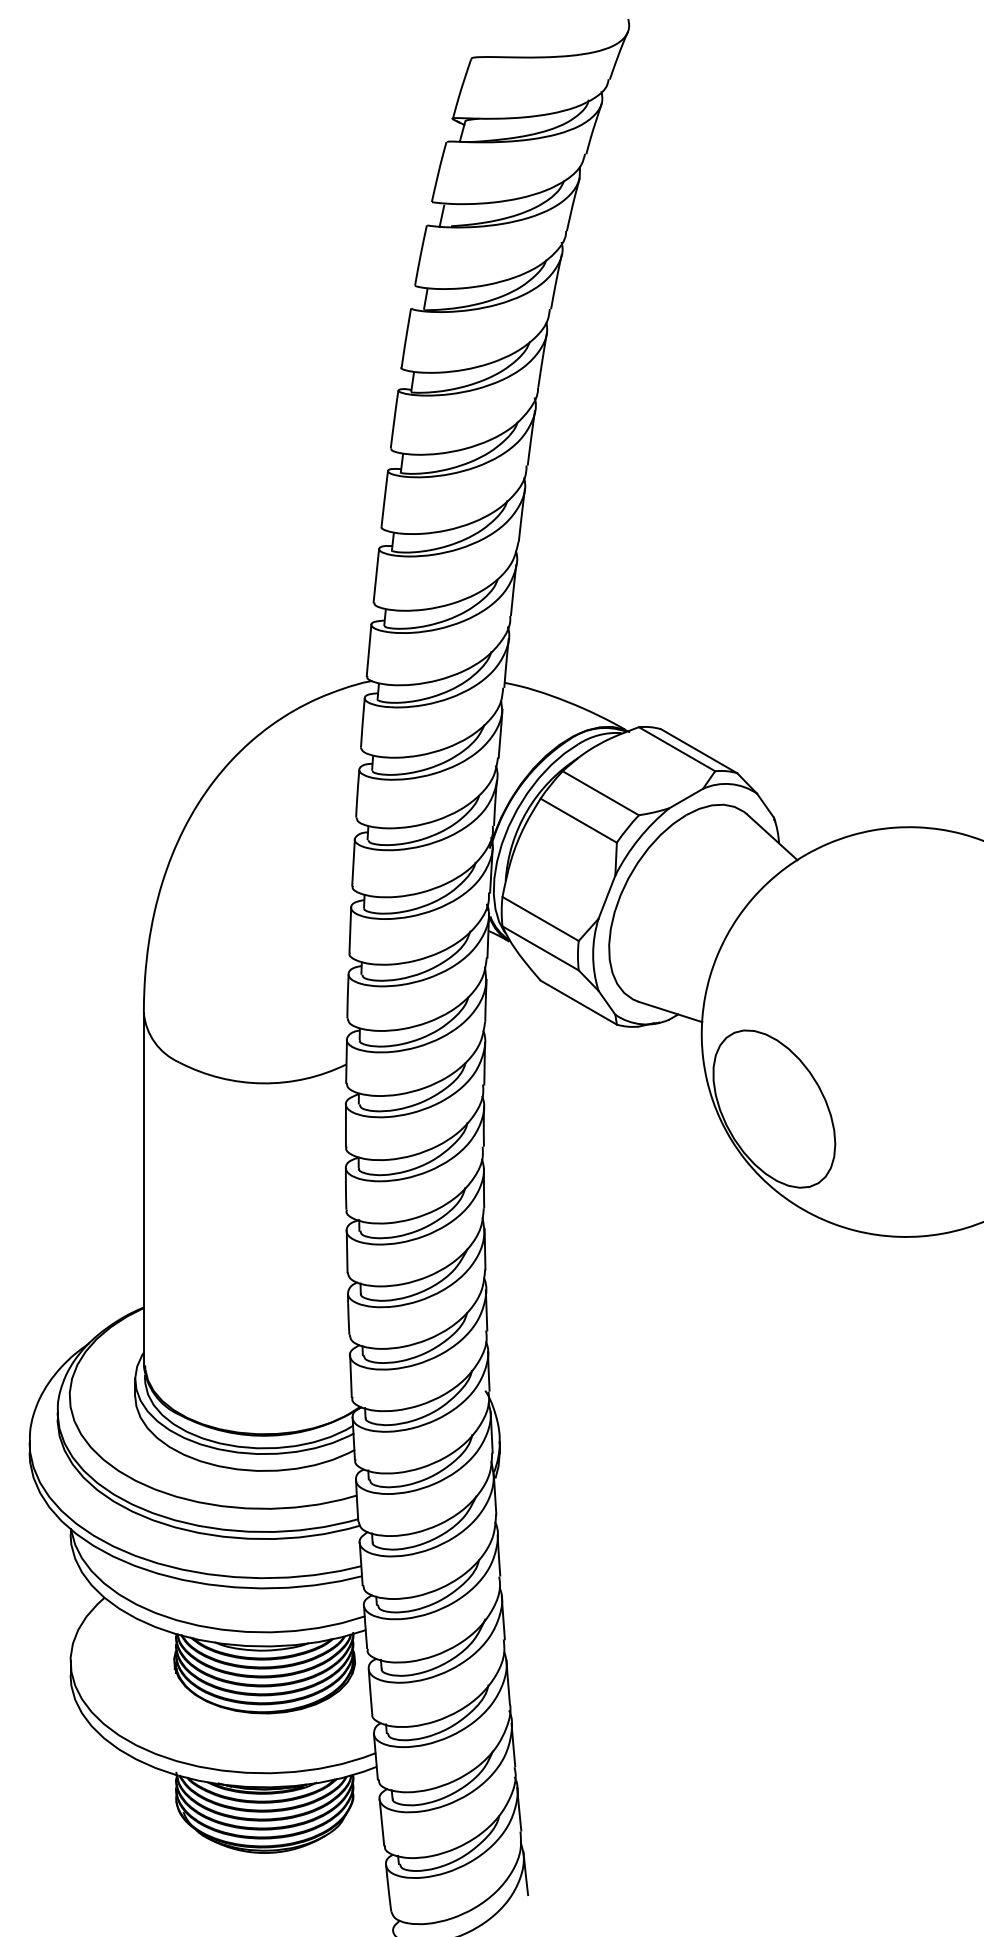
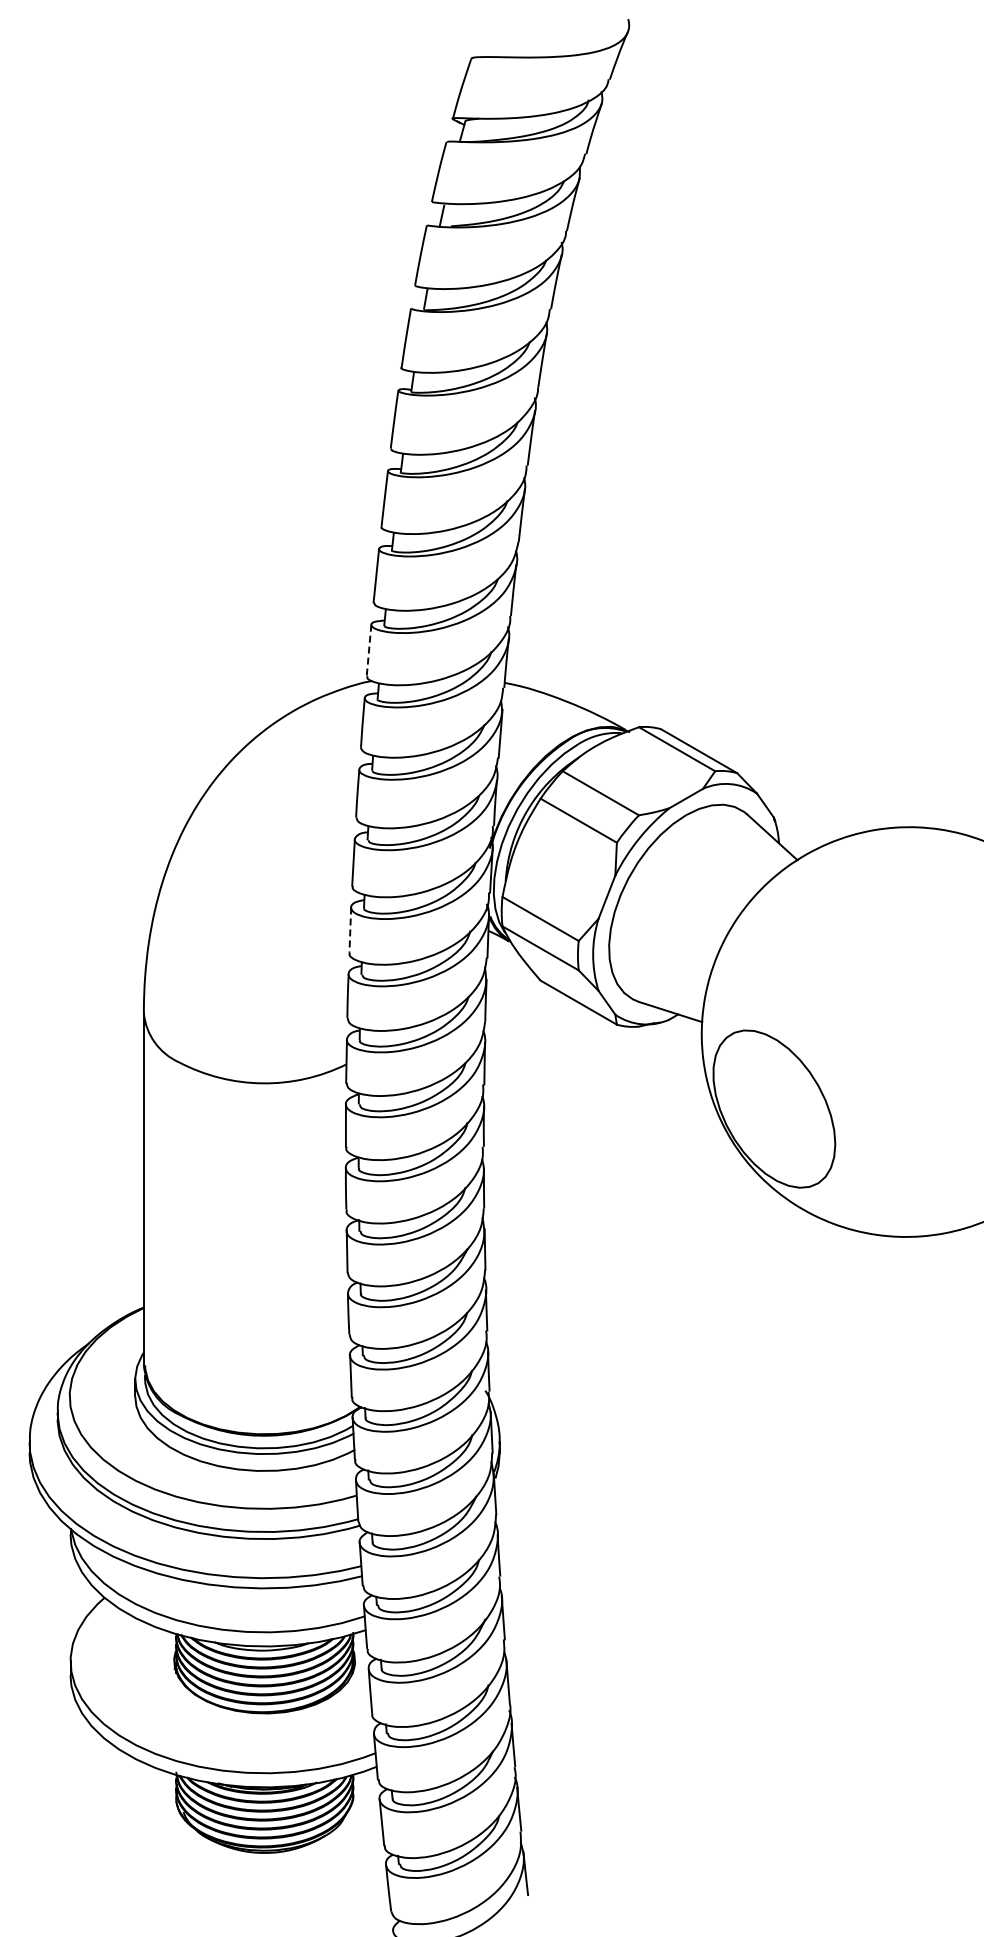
line: solid -> dashed (369, 650)
line: solid -> dashed (350, 930)
